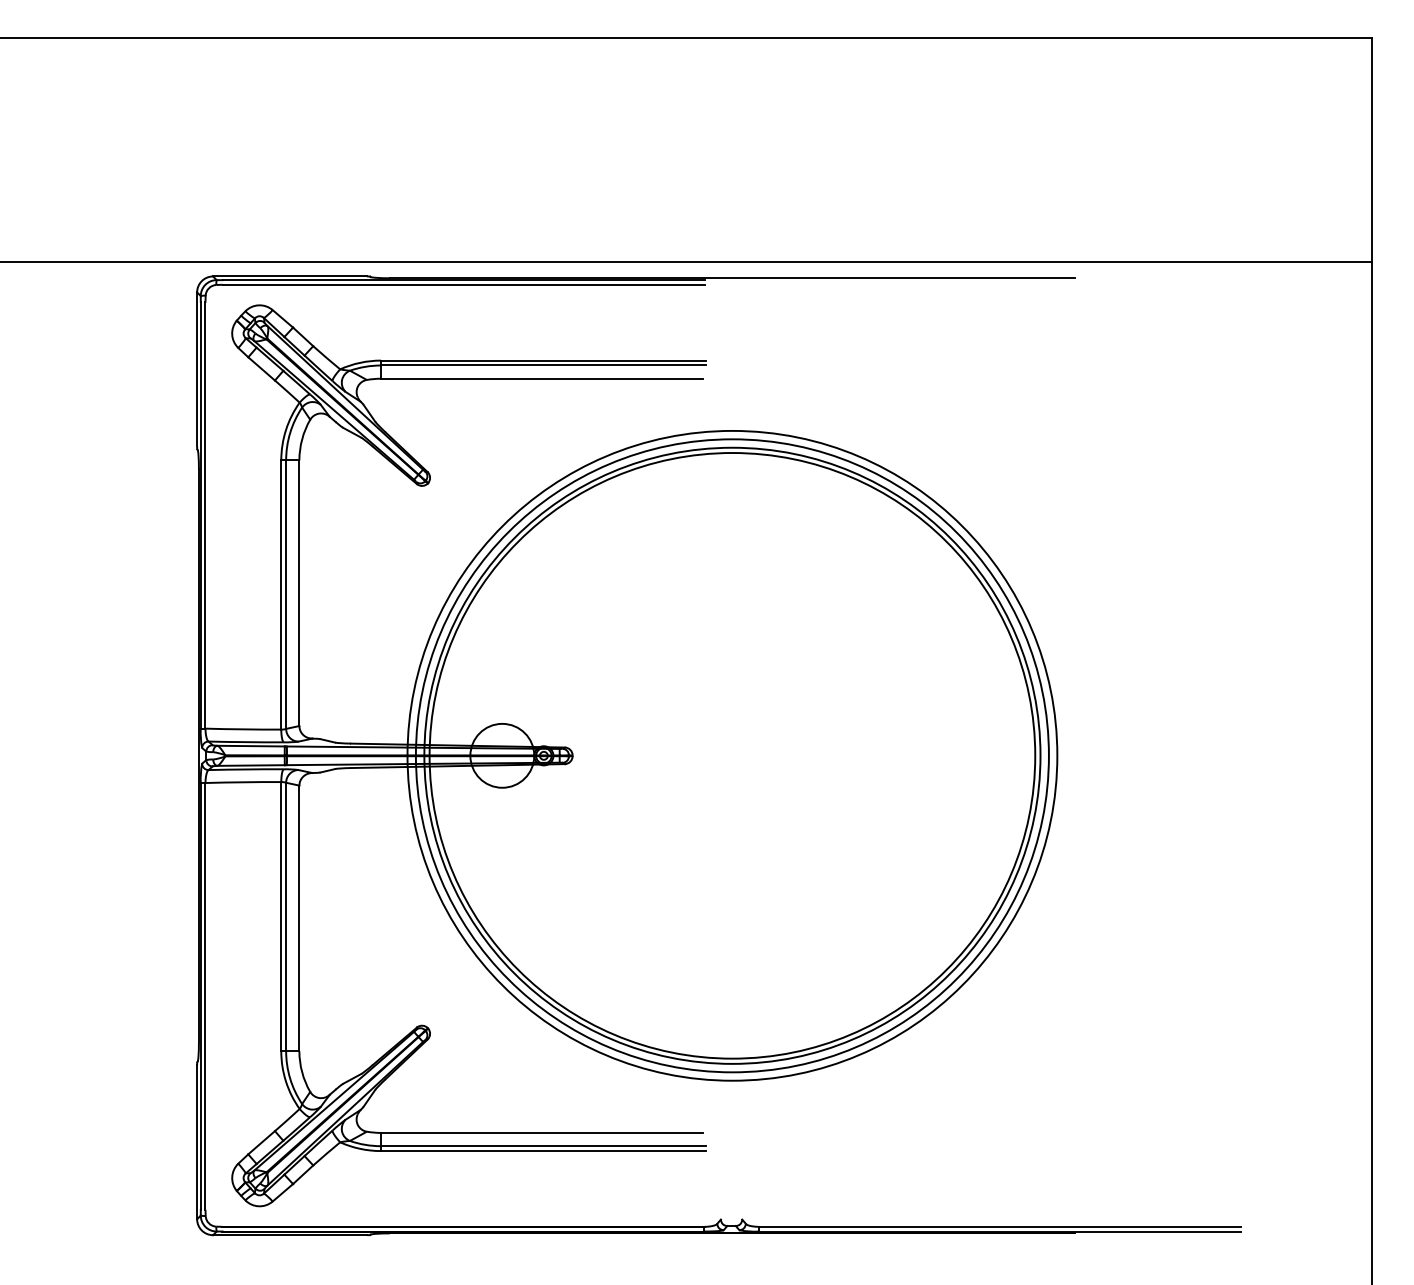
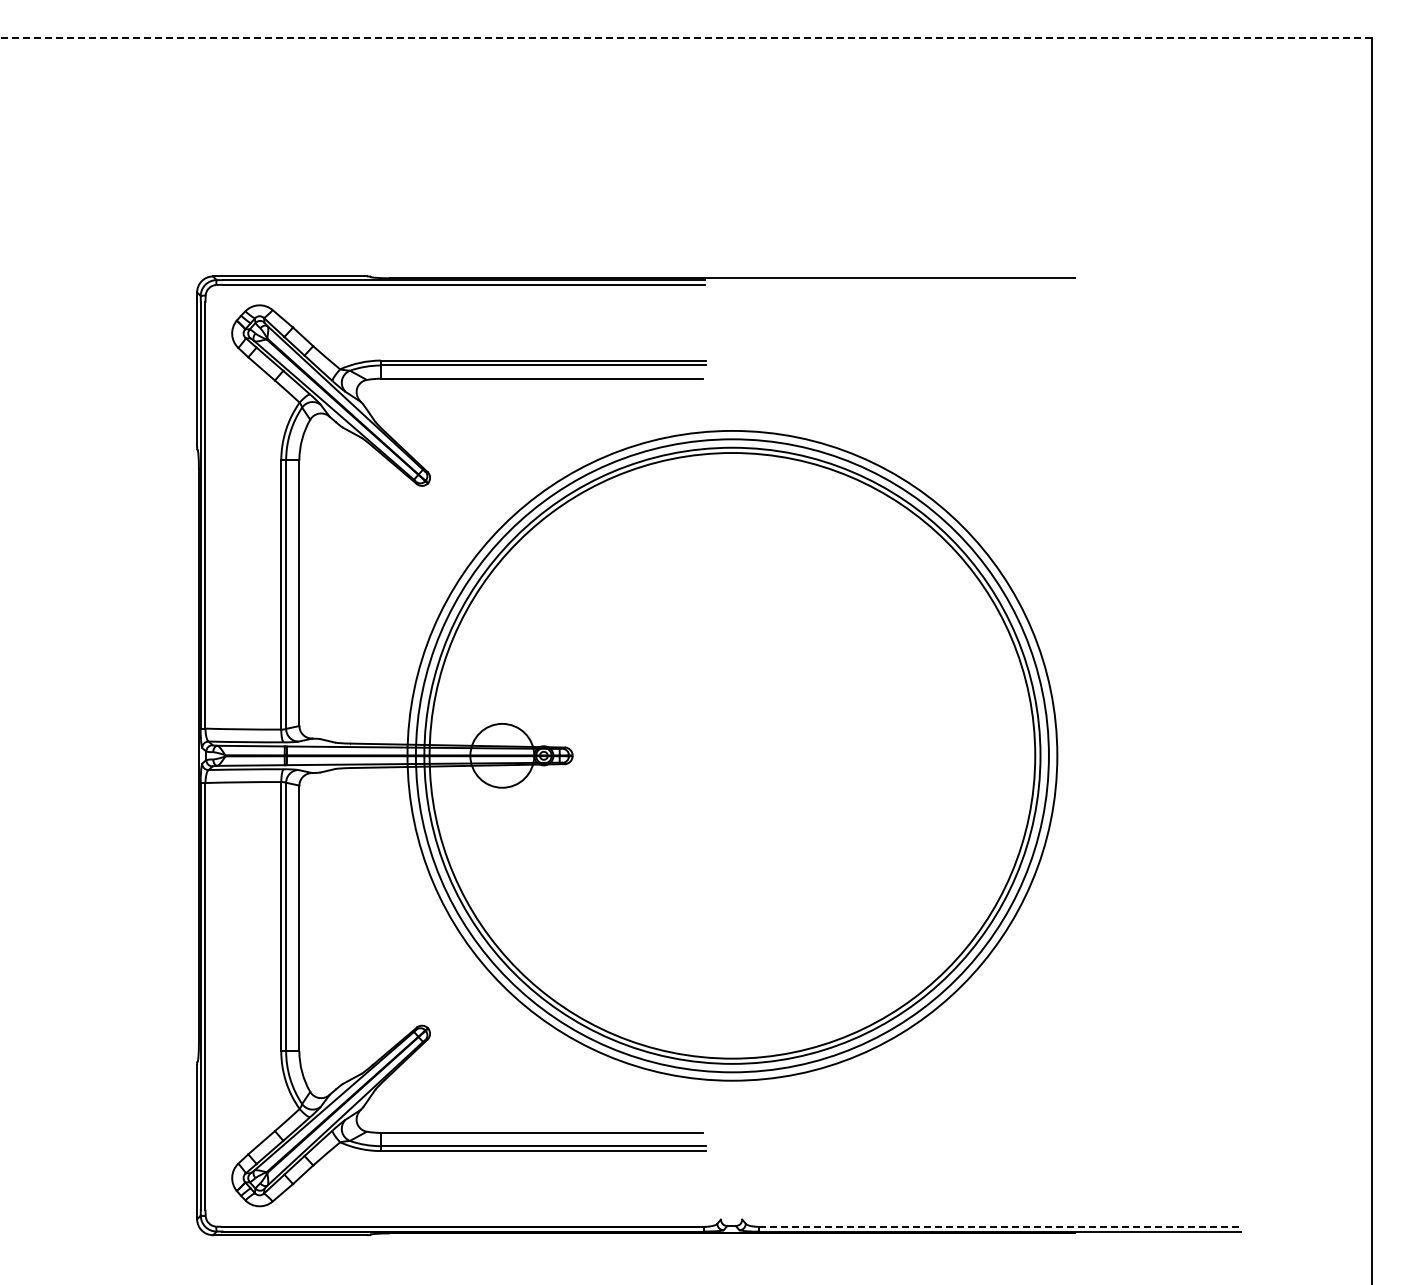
line: solid -> dashed (685, 38)
line: present -> none (686, 261)
line: solid -> dashed (1000, 1226)
